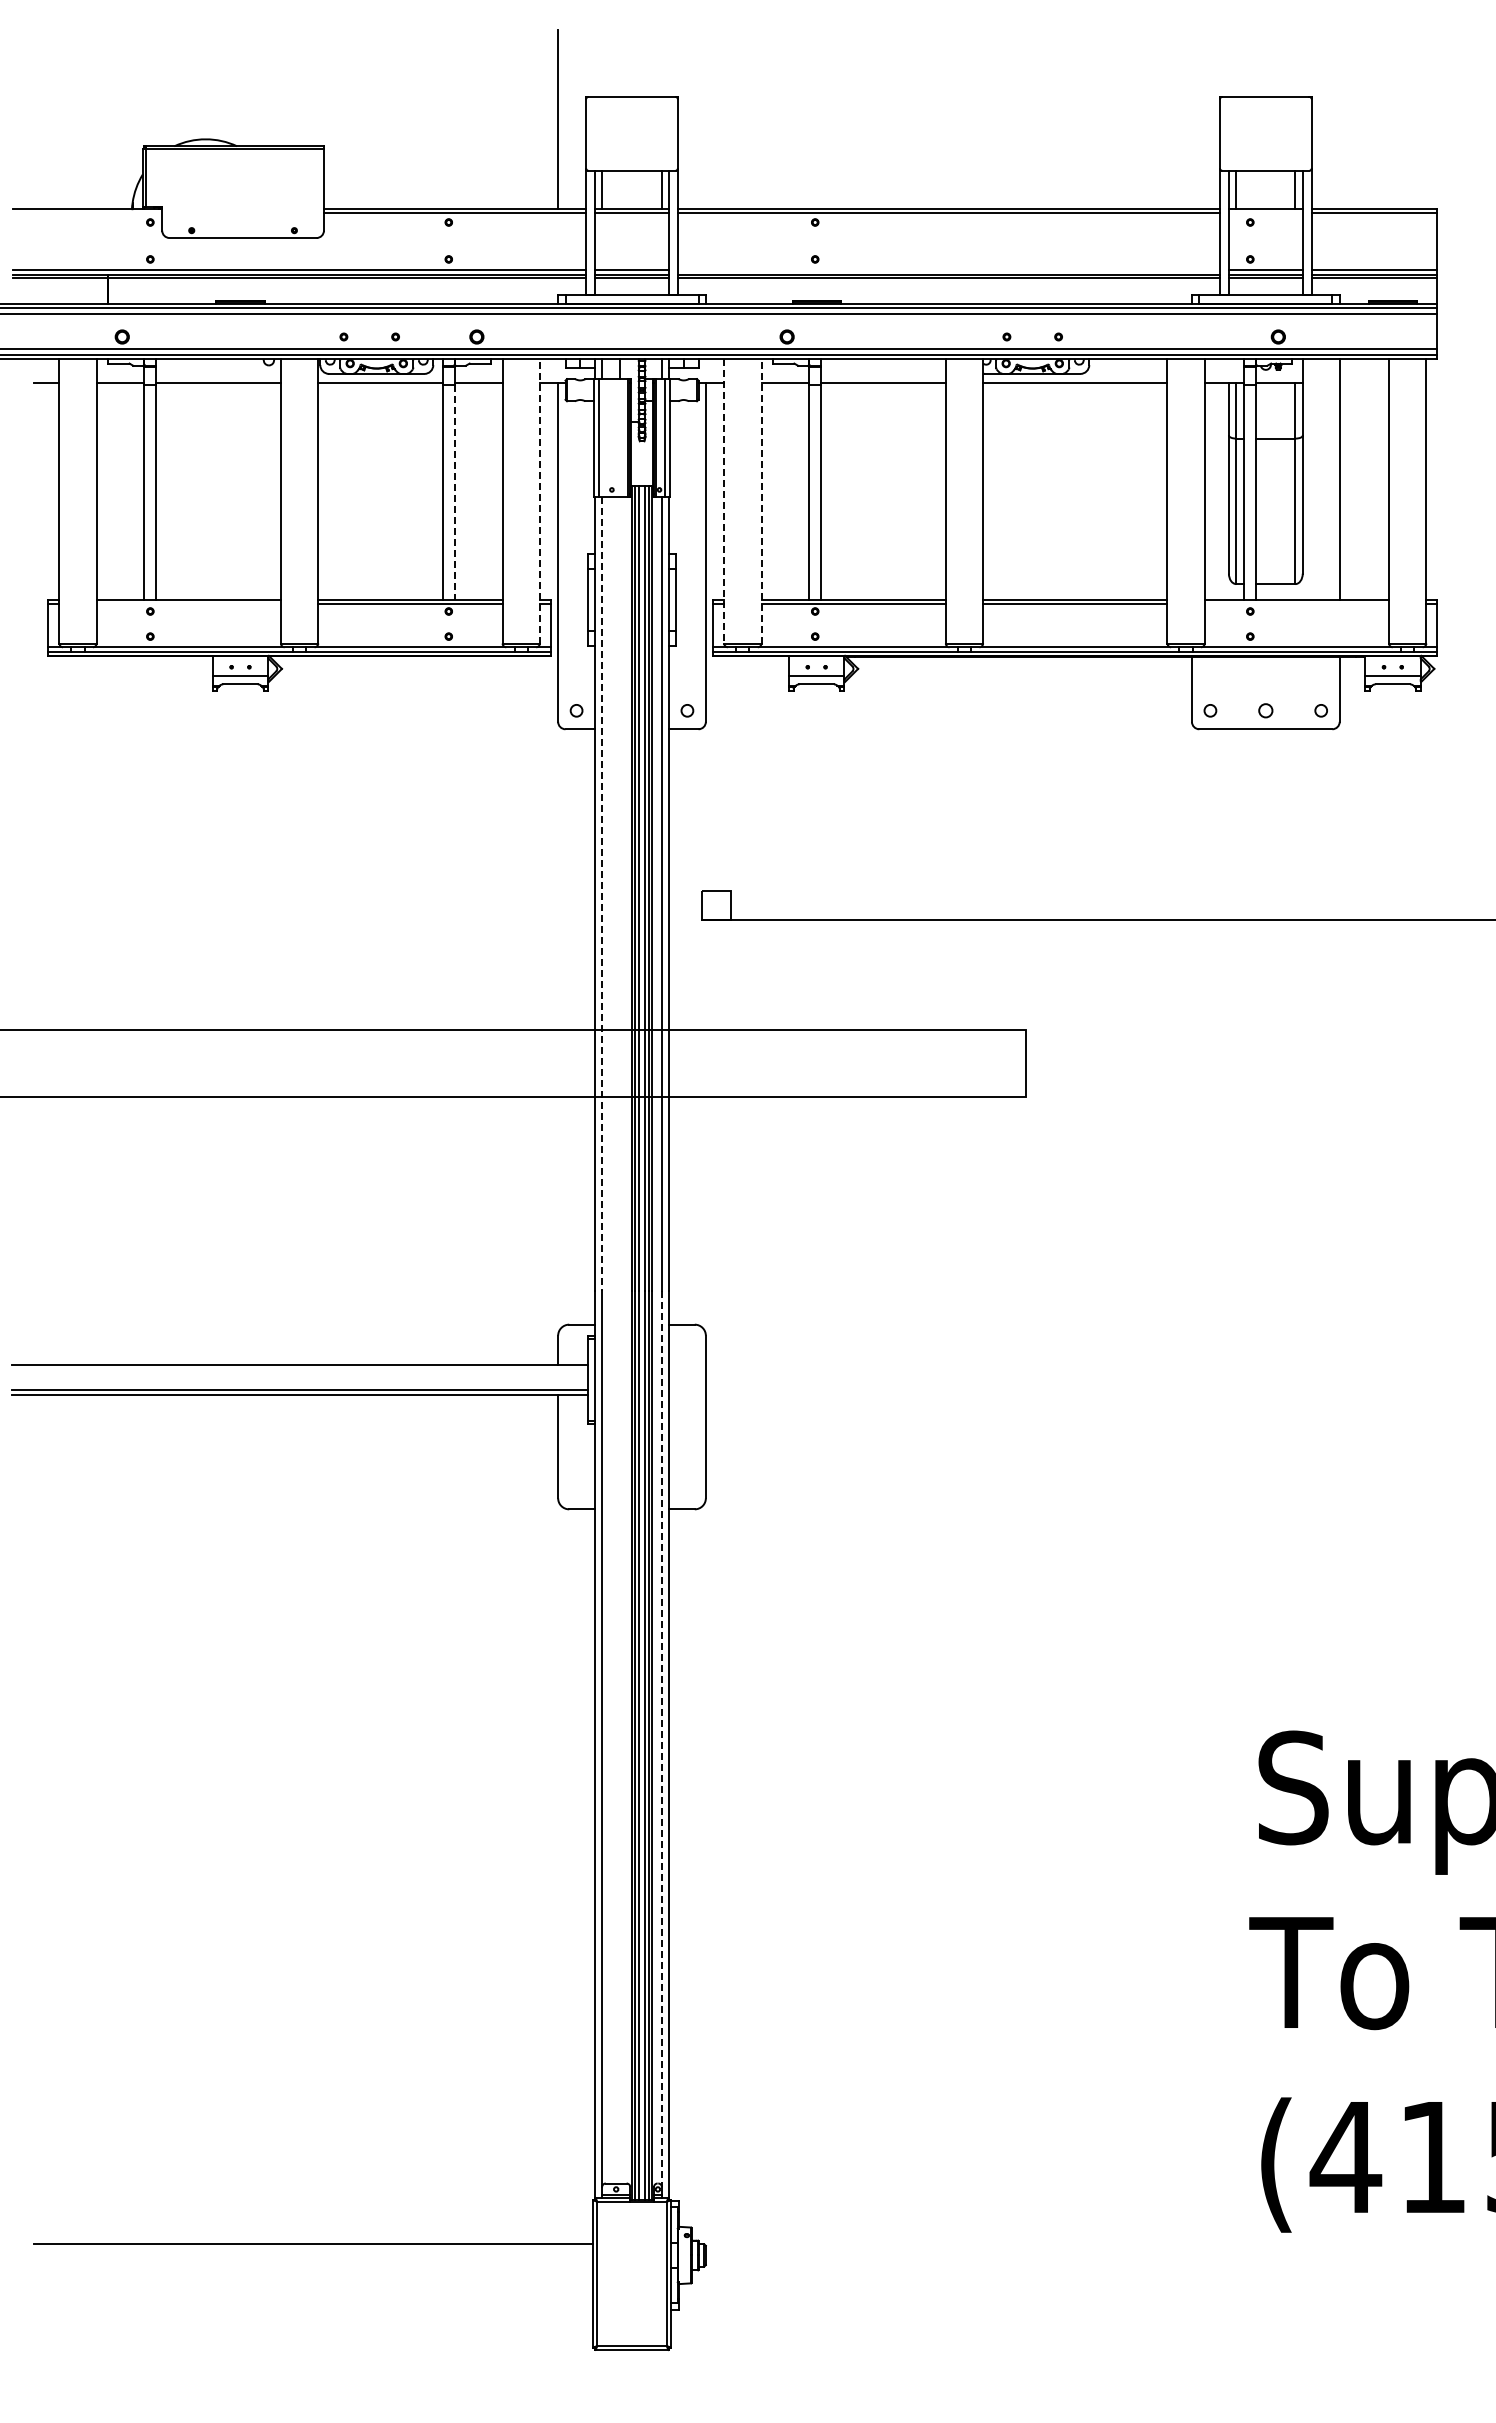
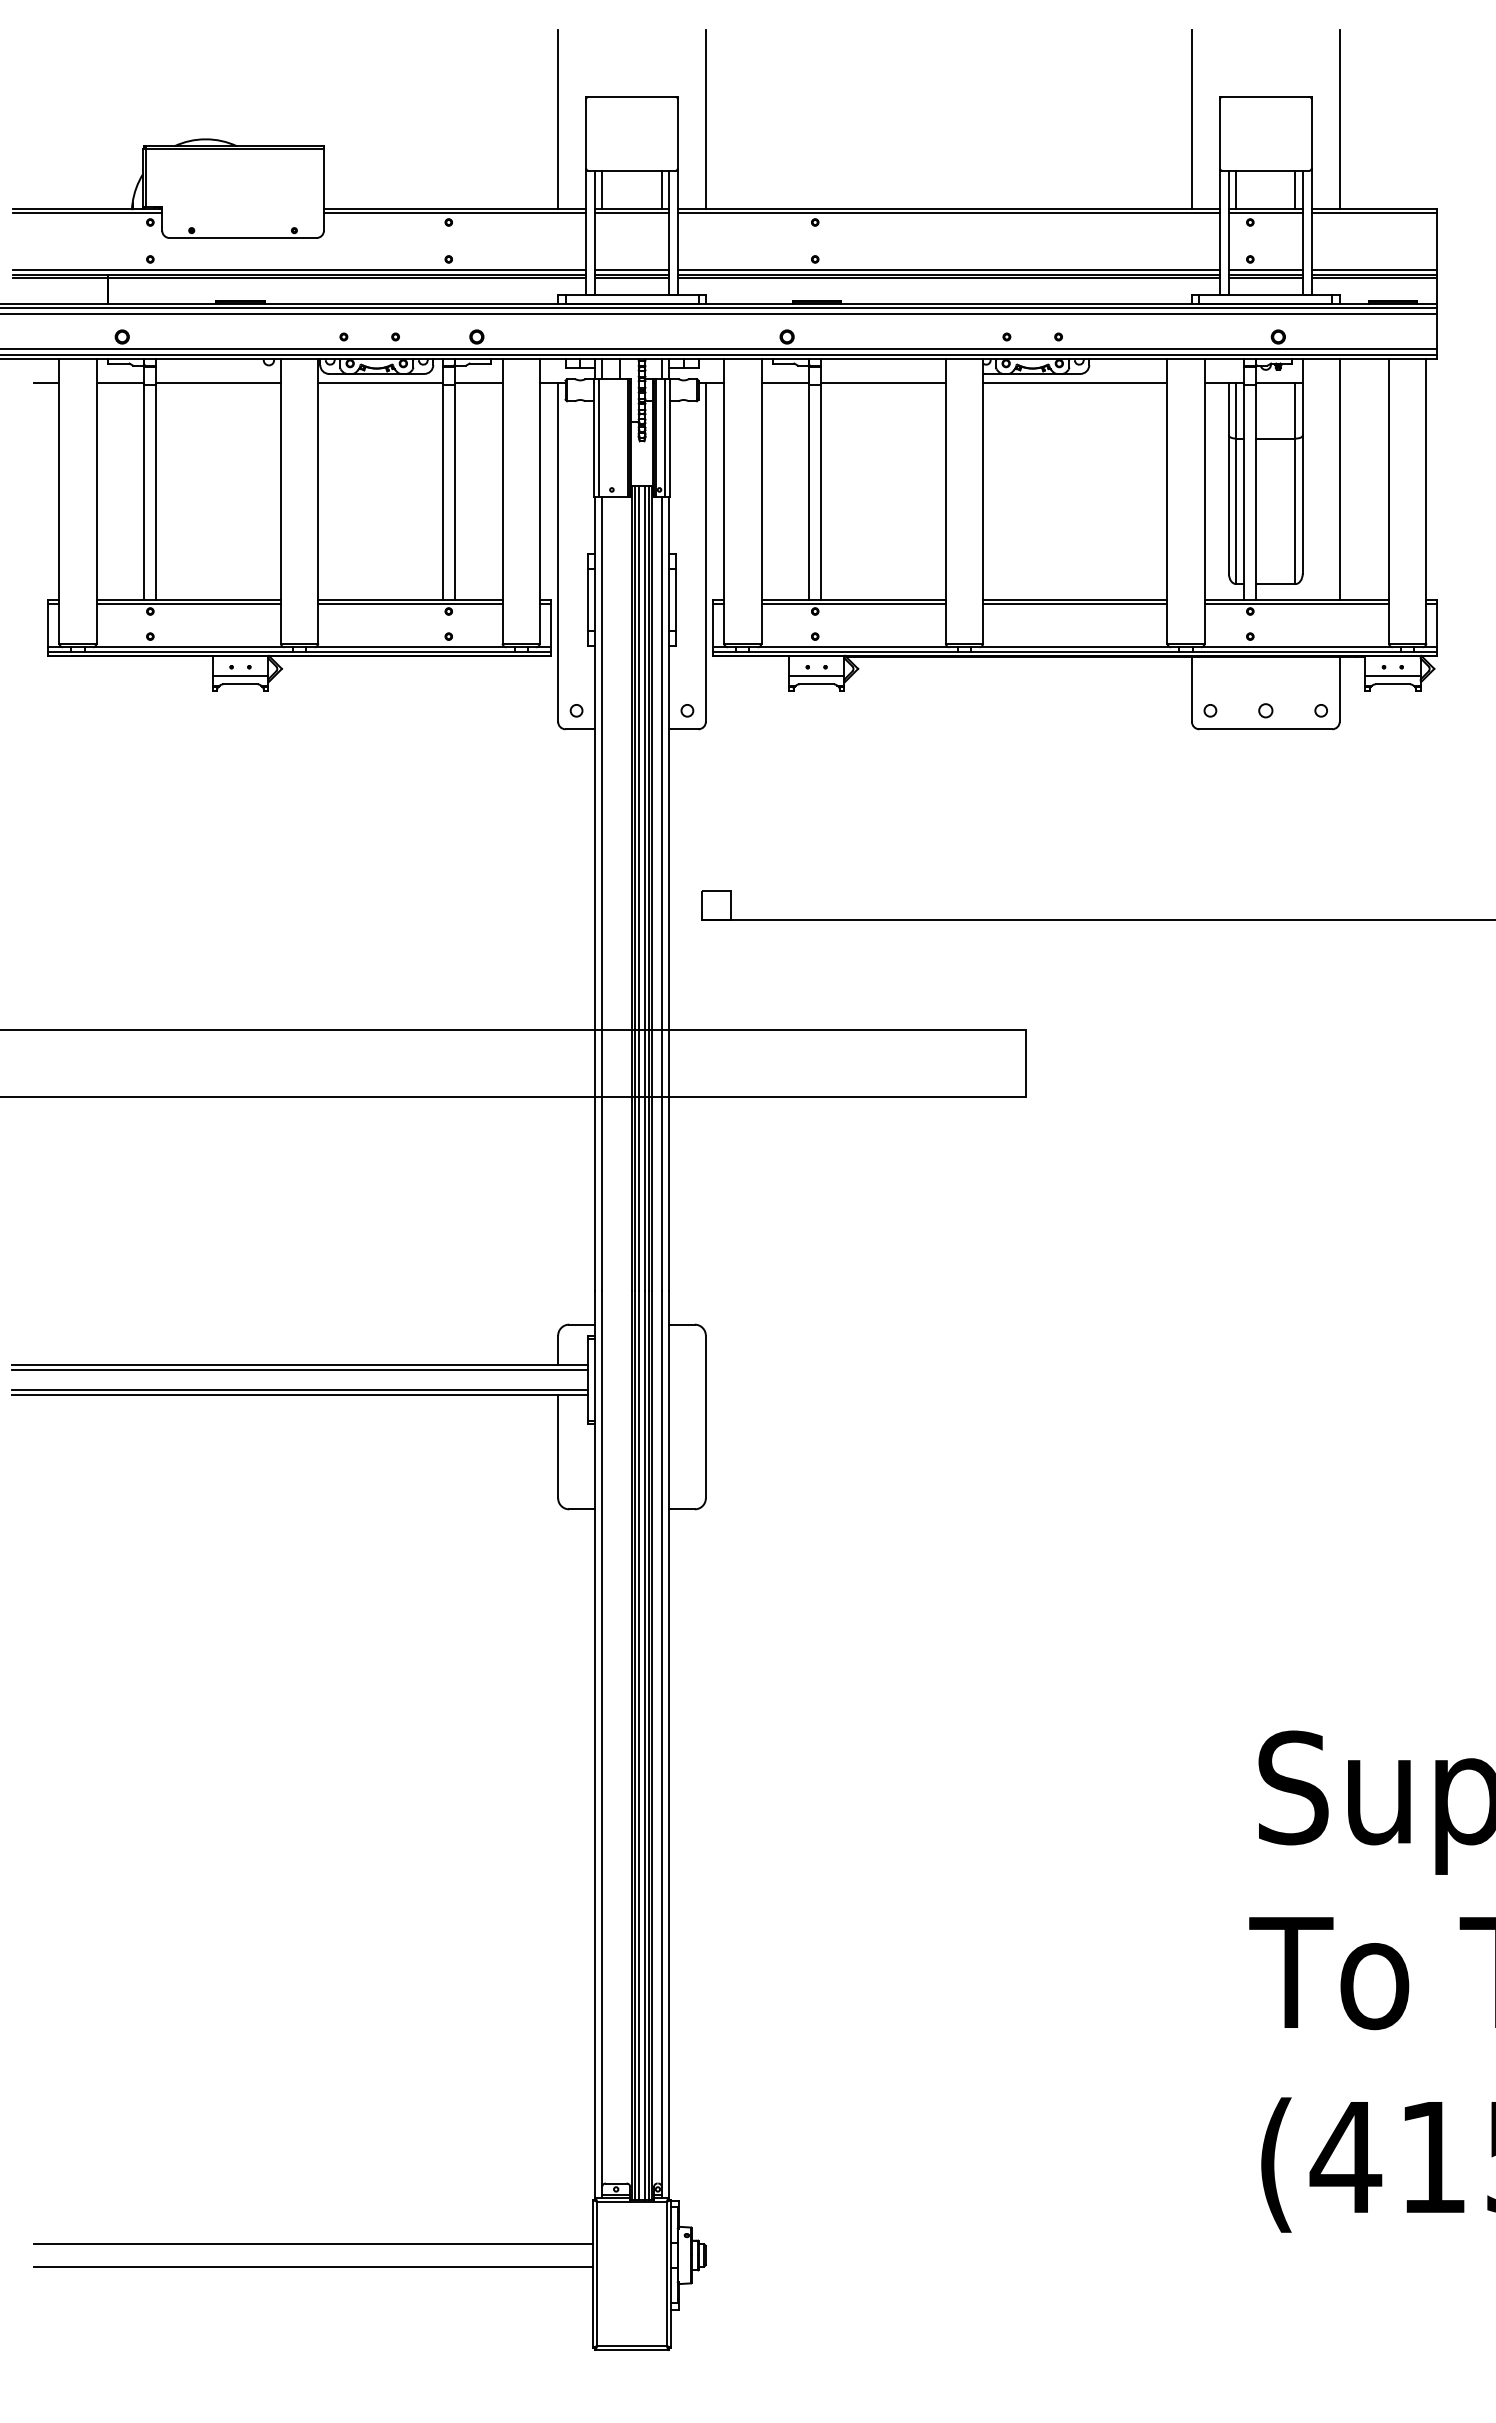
line: none -> present (705, 119)
line: none -> present (1191, 119)
line: none -> present (1339, 119)
line: none -> present (87, 212)
line: none -> present (1265, 212)
line: none -> present (948, 270)
line: dashed -> solid (454, 492)
line: dashed -> solid (539, 500)
line: dashed -> solid (761, 500)
line: dashed -> solid (724, 501)
line: none -> present (188, 603)
line: none -> present (1296, 603)
line: dashed -> solid (602, 894)
line: none -> present (299, 1369)
line: dashed -> solid (661, 1739)
line: none -> present (312, 2266)
